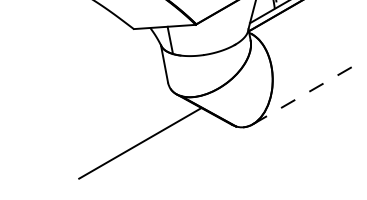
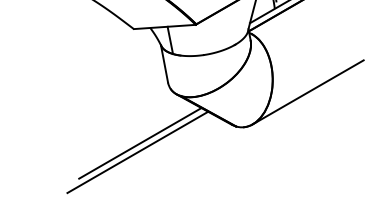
line: dashed -> solid (308, 92)
line: none -> present (137, 152)
